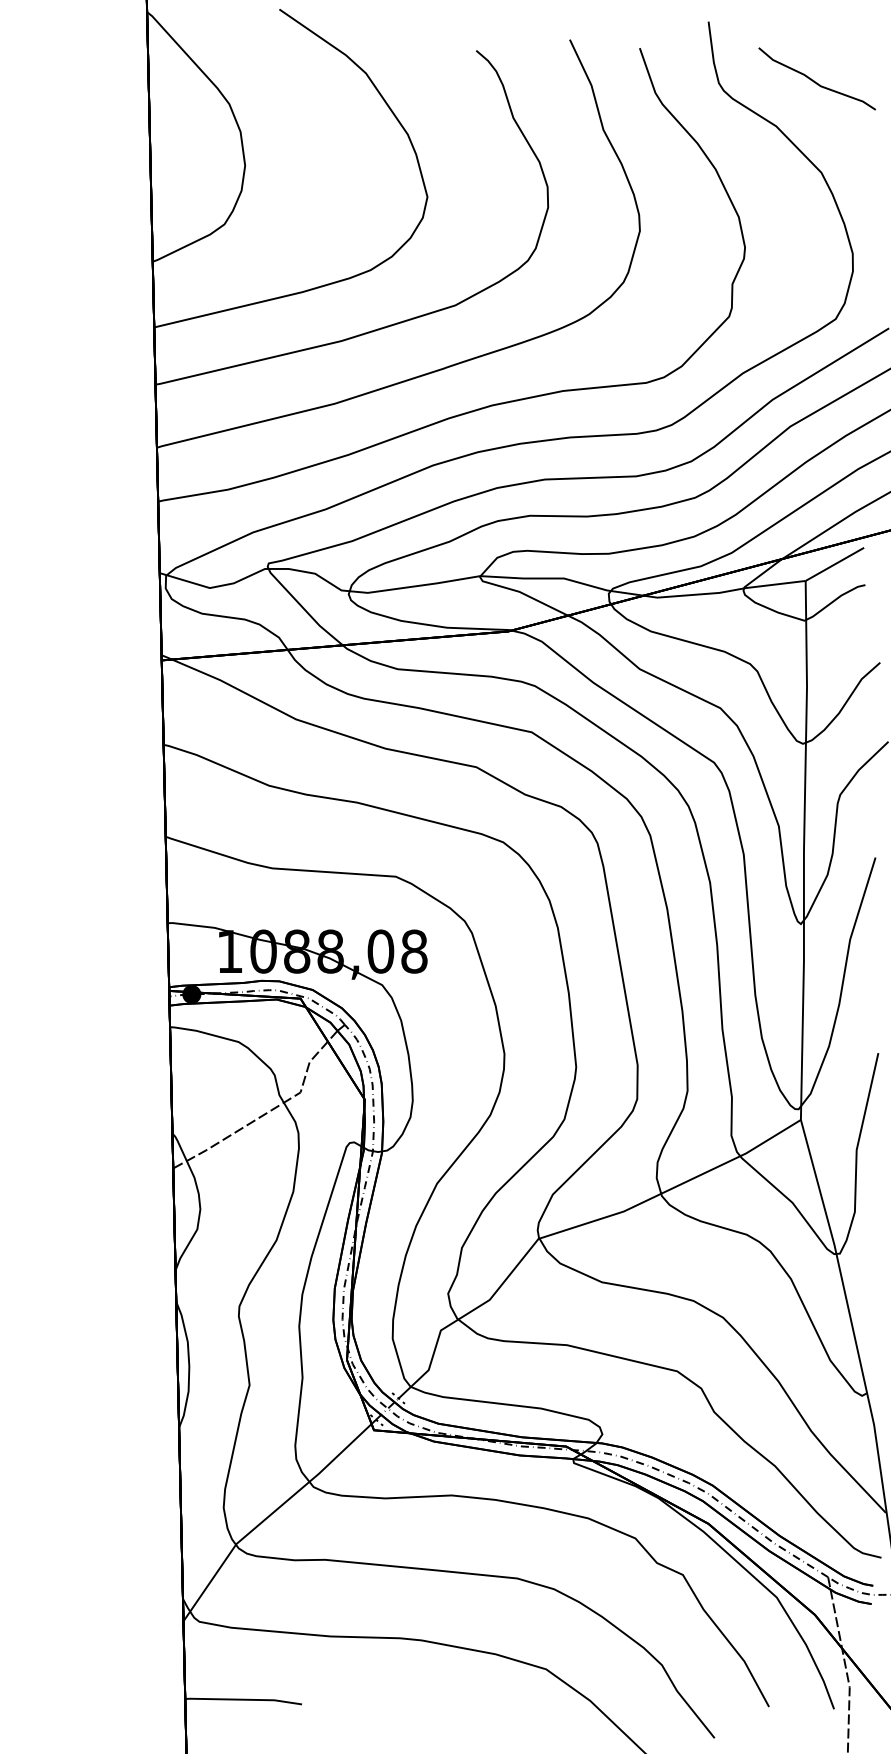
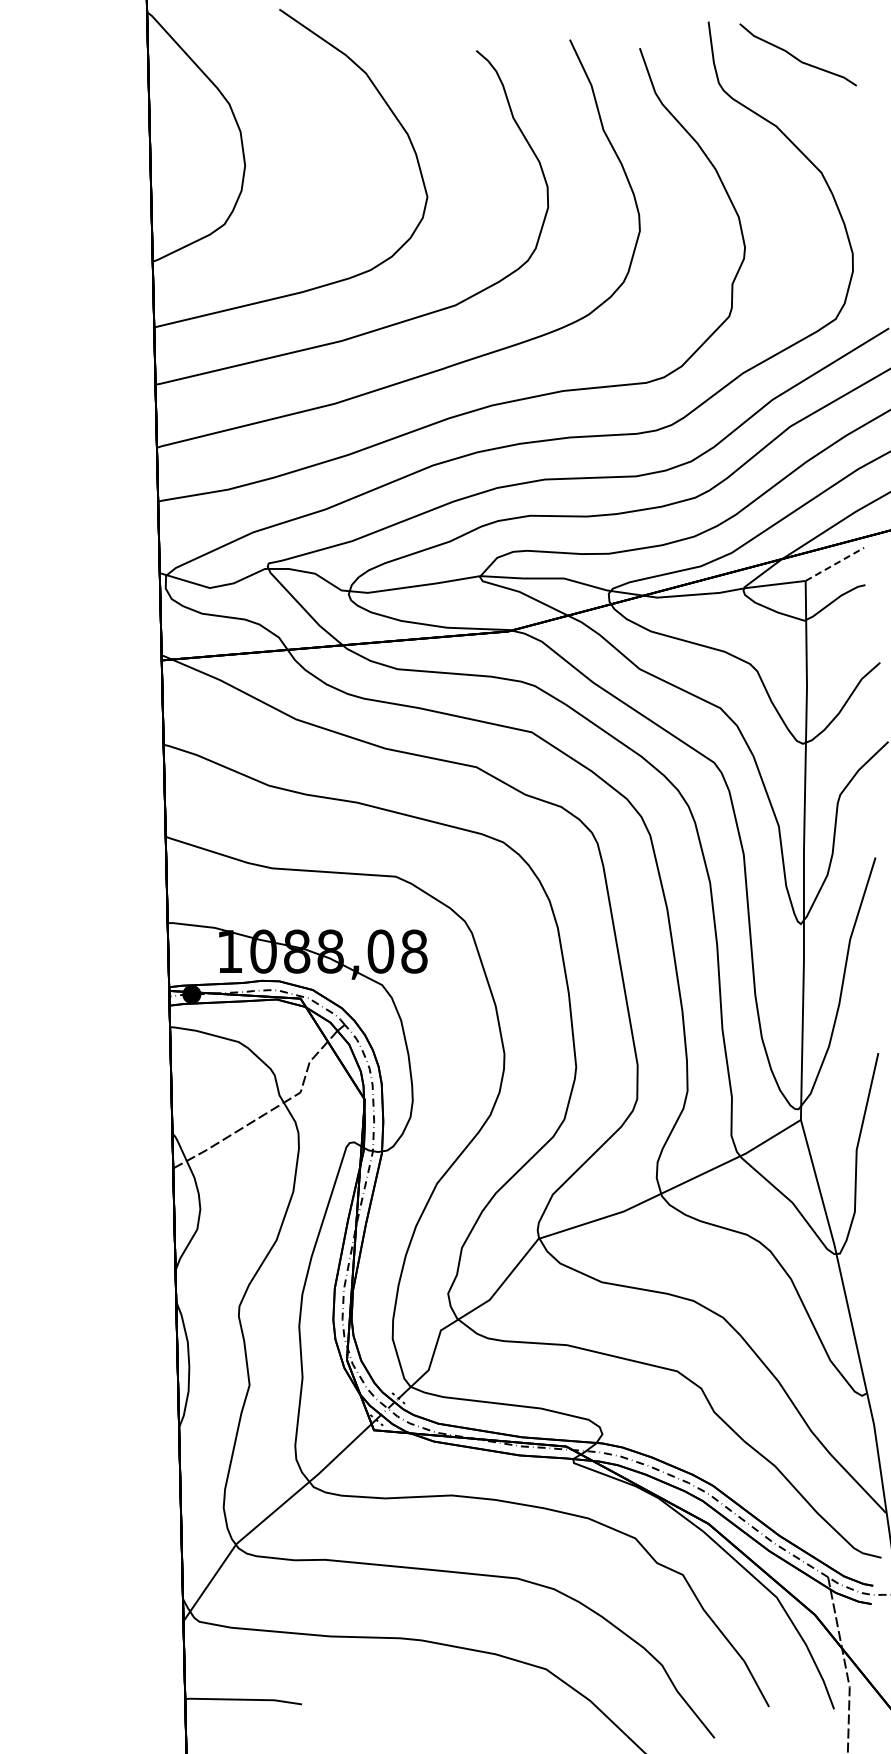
curve position: (814, 80) -> (795, 56) (795, 56)
line: solid -> dashed (834, 564)
